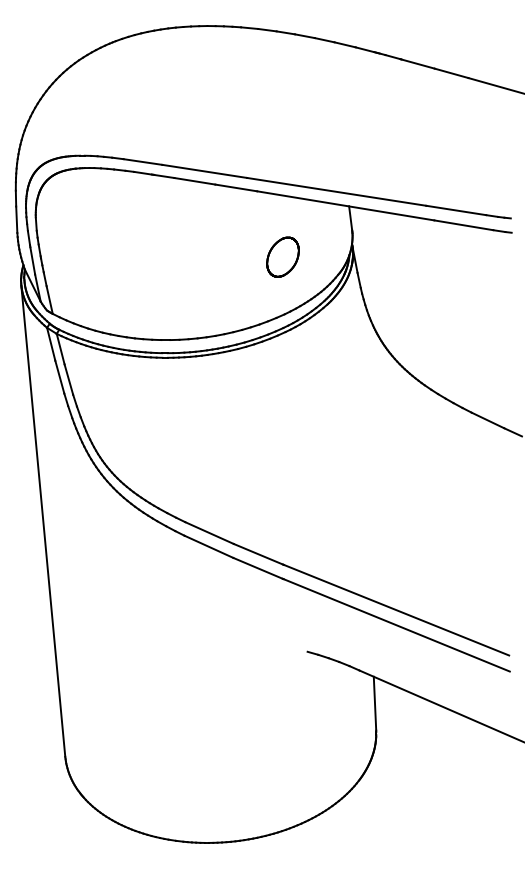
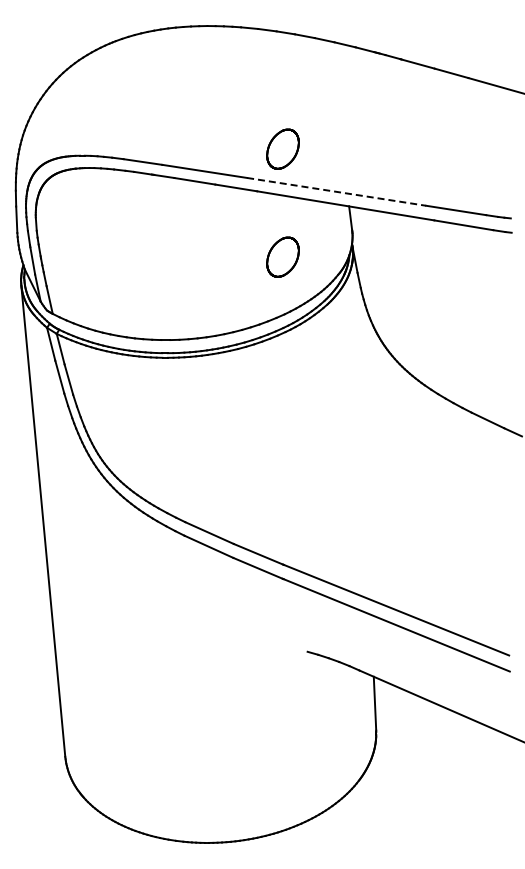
part: none -> present (282, 148)
line: solid -> dashed (336, 191)
